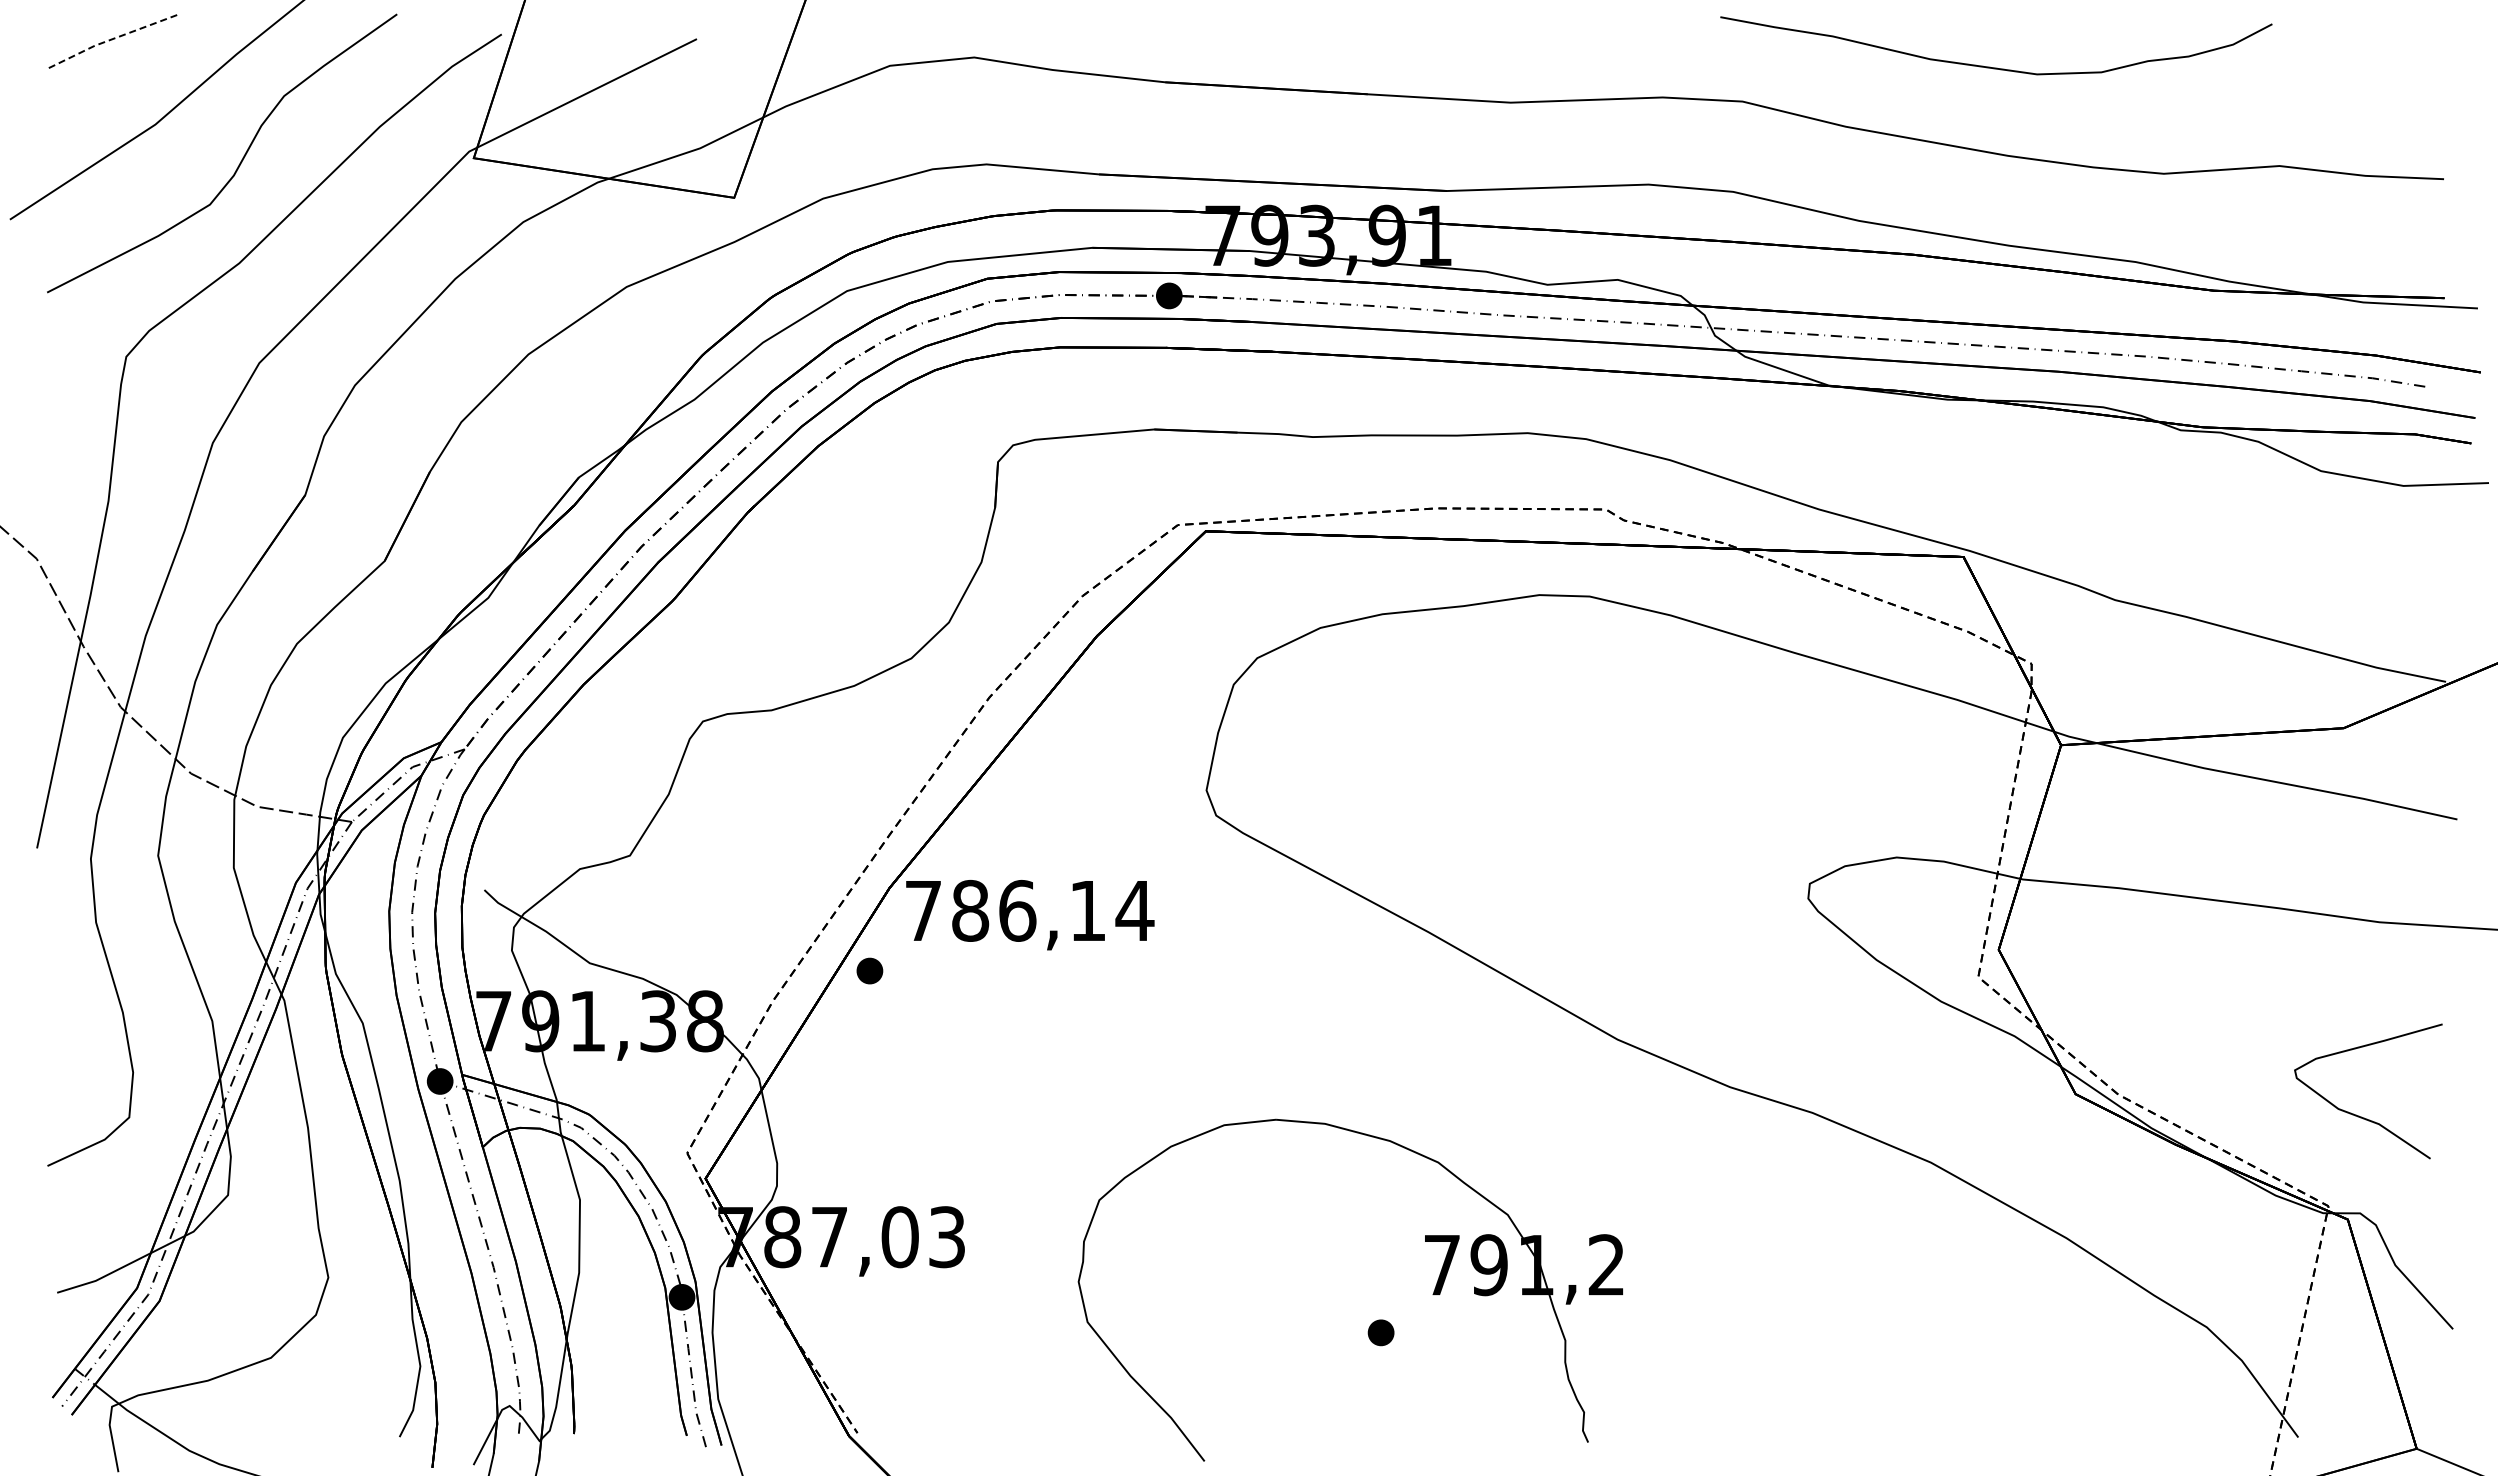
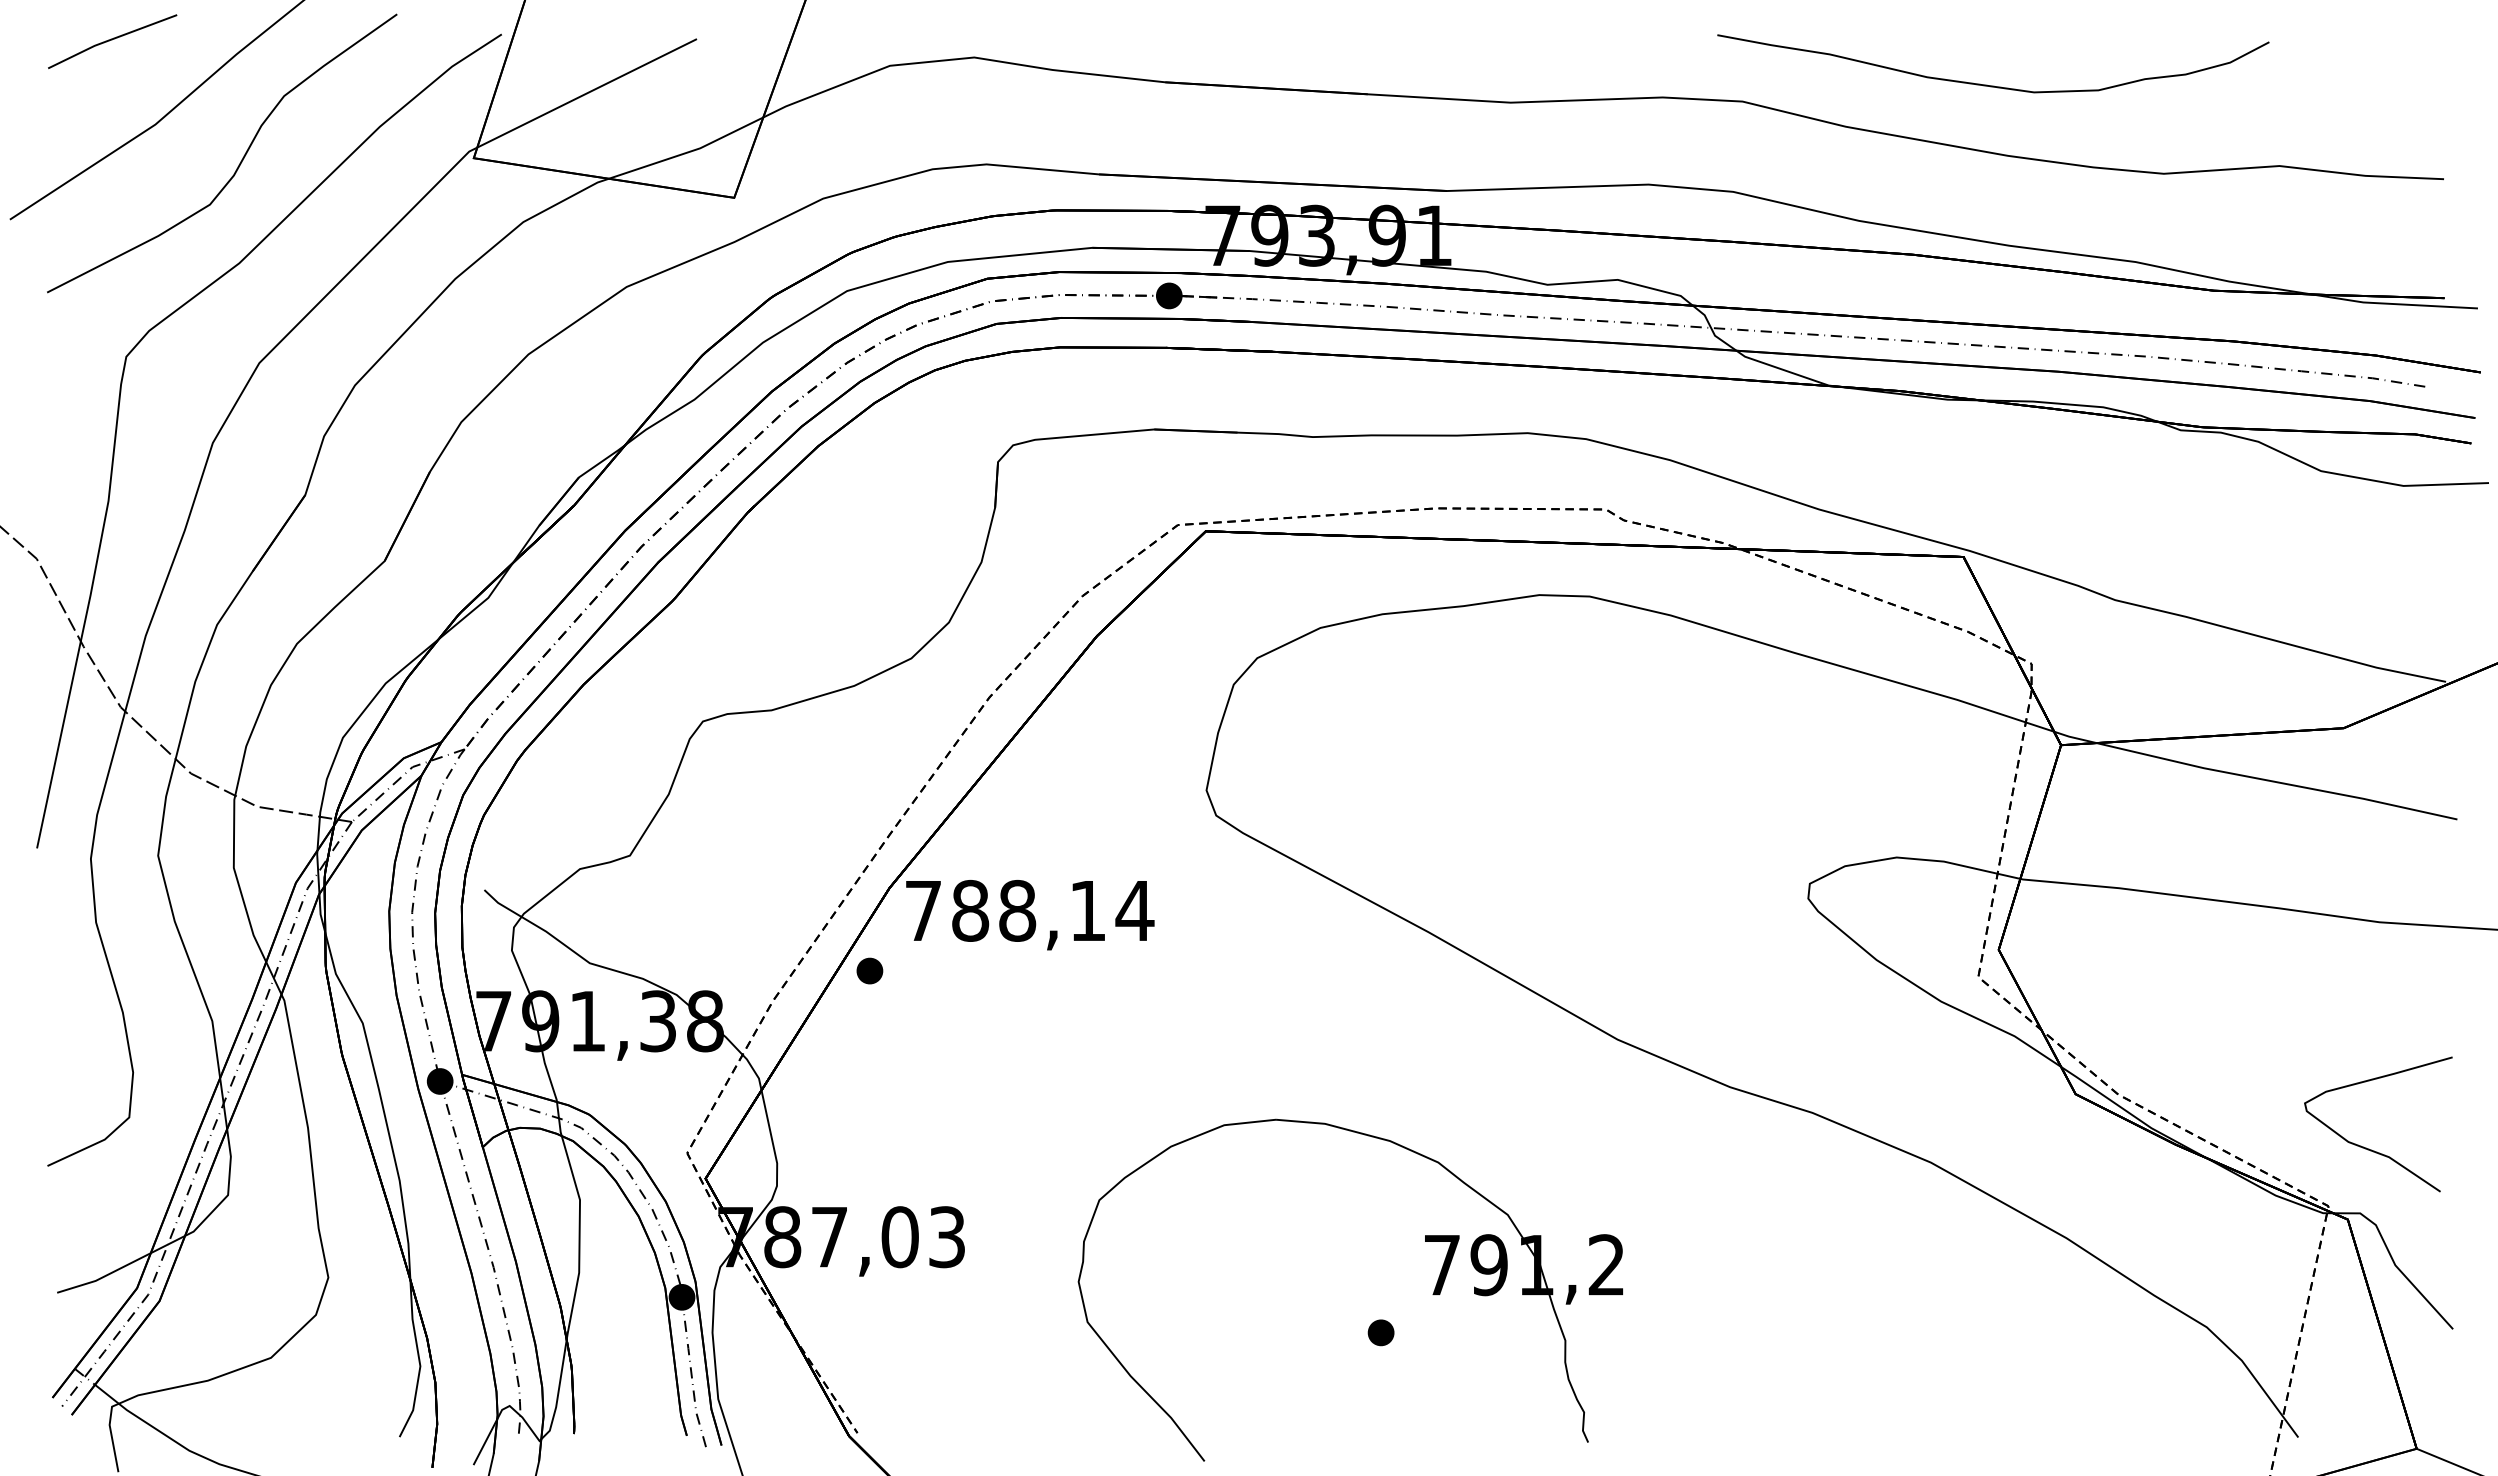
line: dashed -> solid (111, 39)
curve position: (1990, 66) -> (1987, 84) (1987, 84)
text: 786,14 -> 788,14 (1017, 910)
curve position: (2359, 1115) -> (2369, 1148) (2369, 1148)
